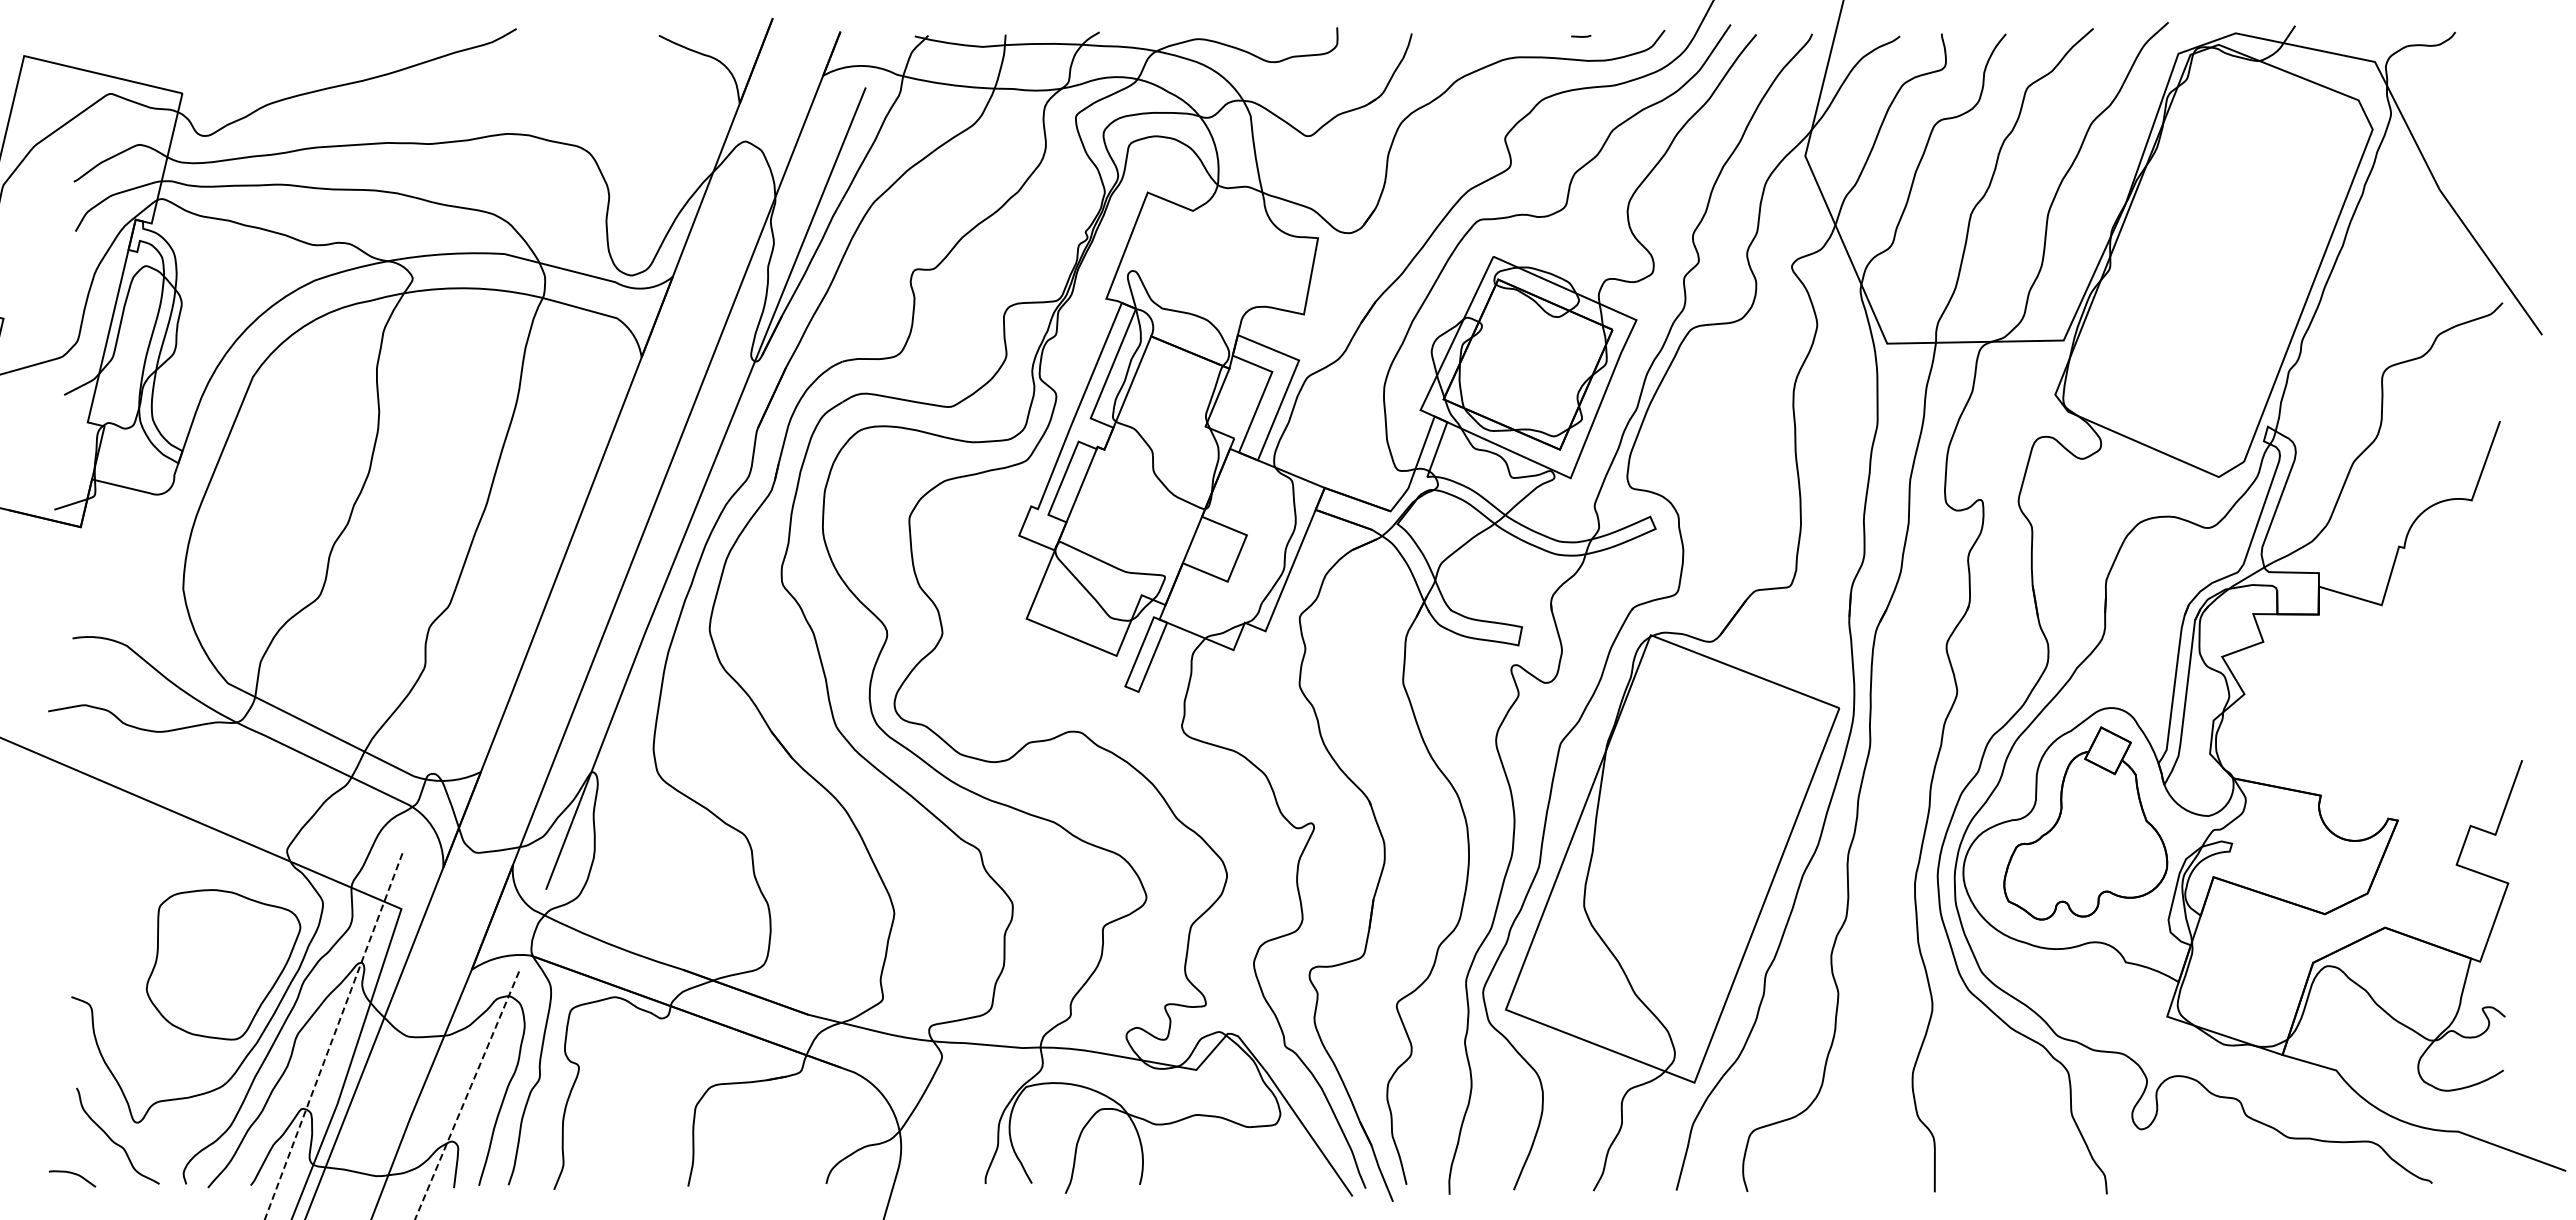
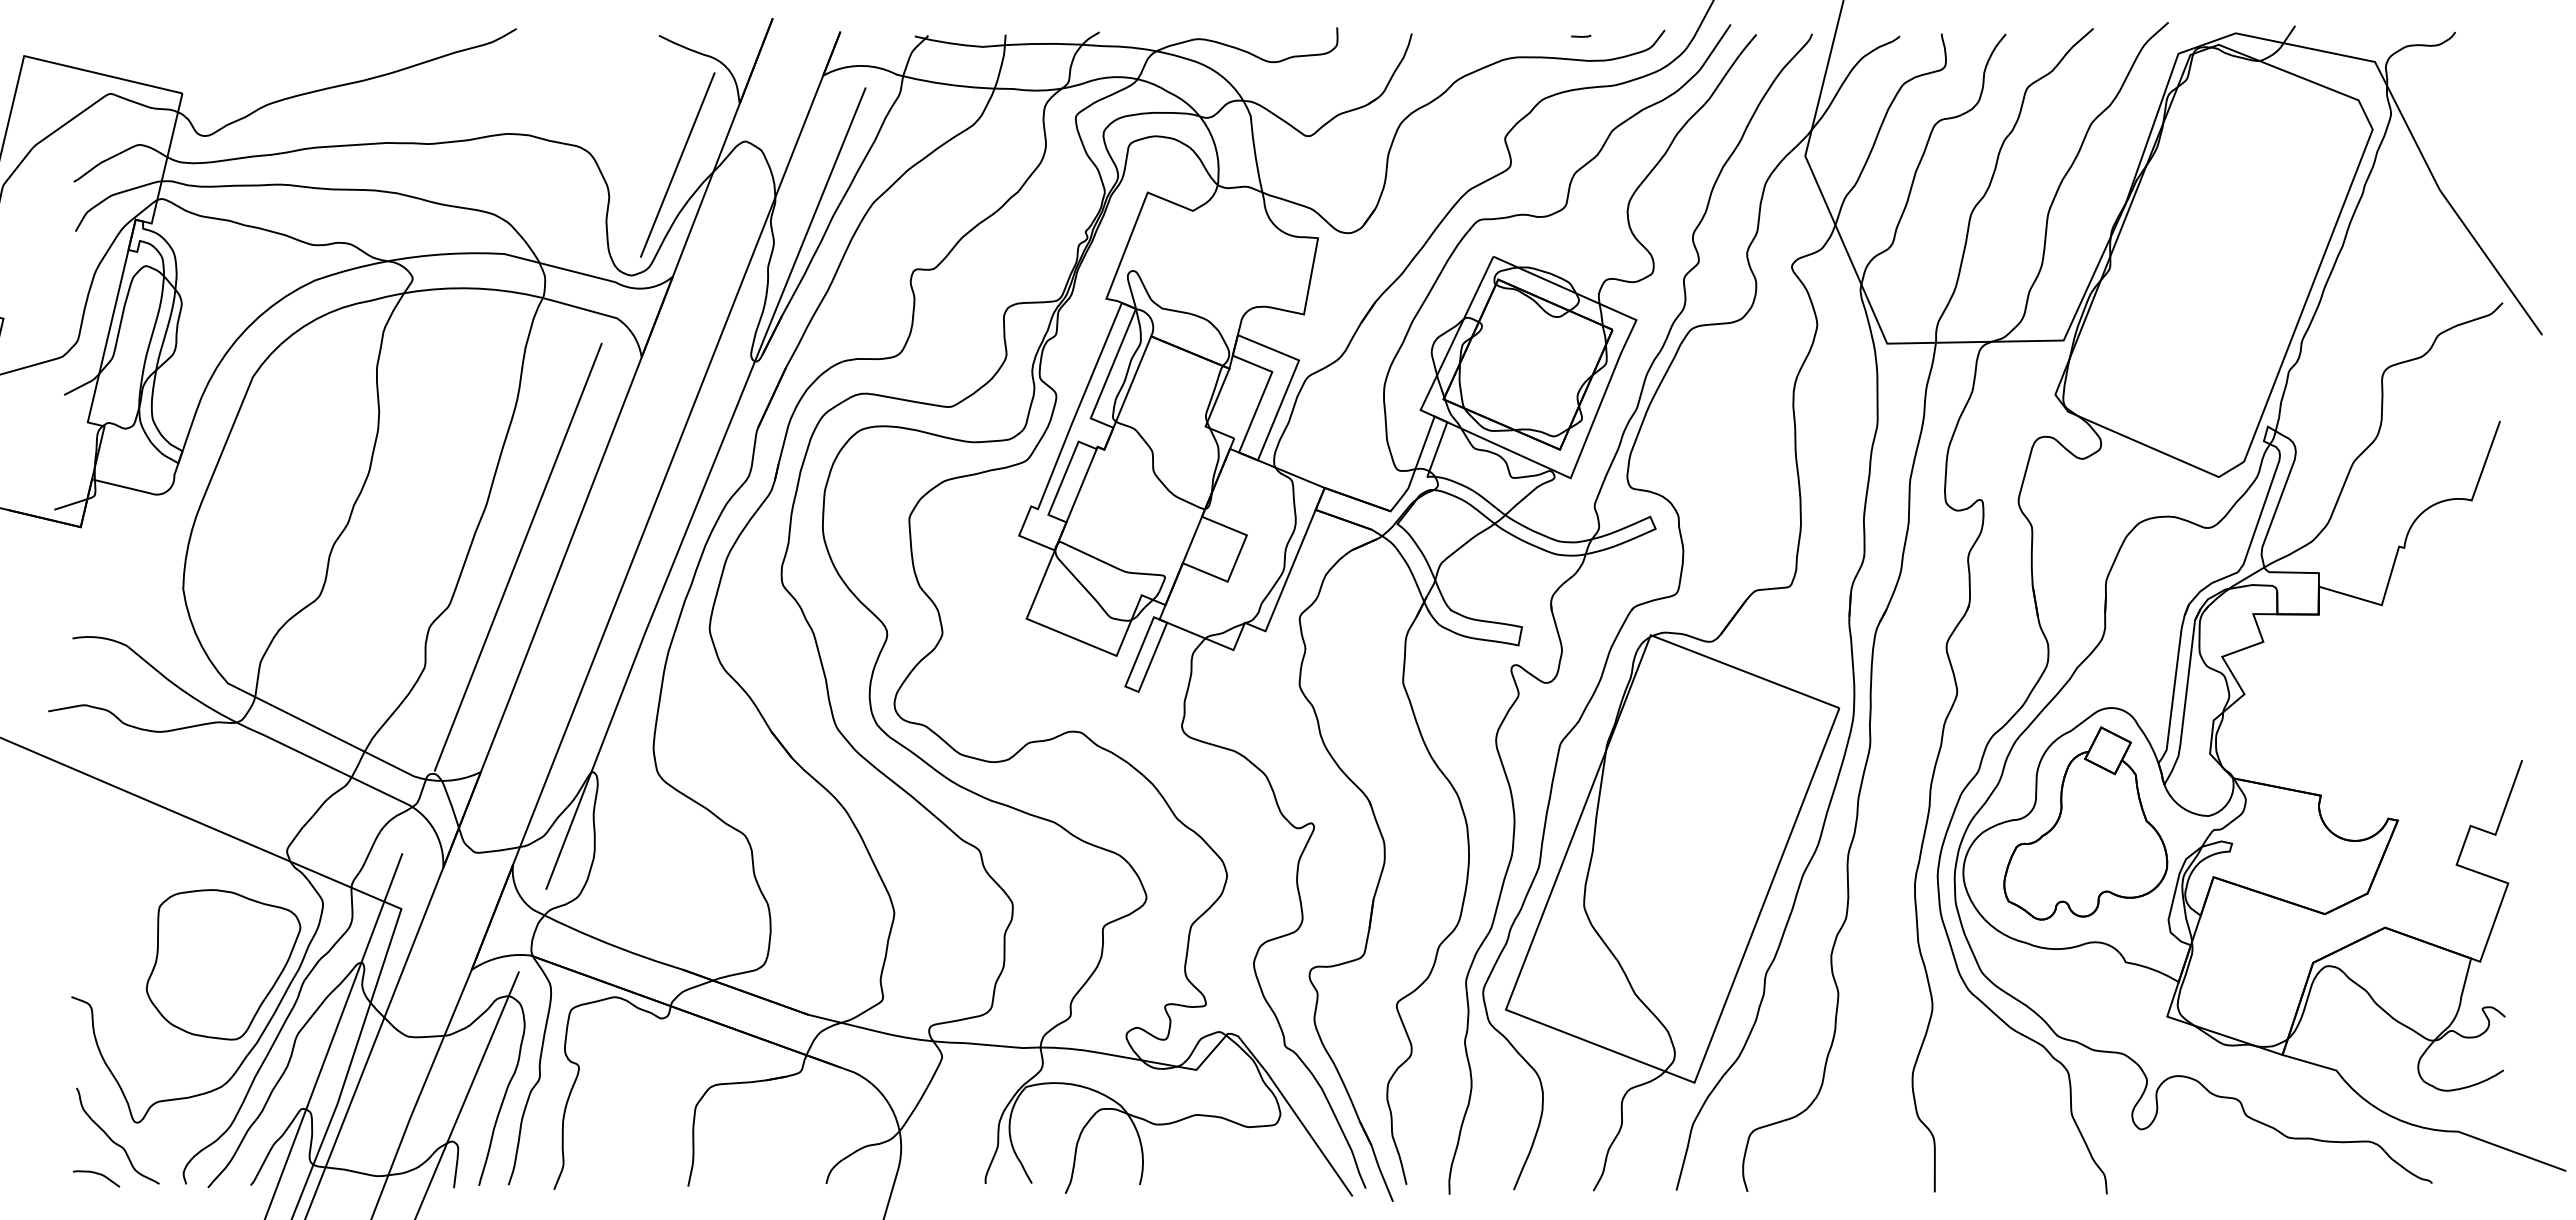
line: none -> present (677, 164)
line: none -> present (517, 556)
line: dashed -> solid (333, 1036)
line: dashed -> solid (467, 1095)
curve position: (72, 1174) -> (96, 1174) (96, 1174)
